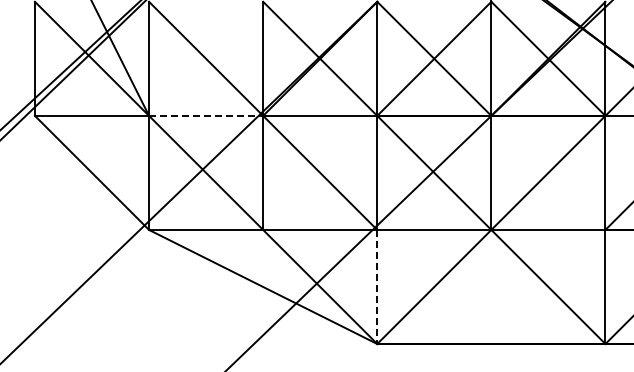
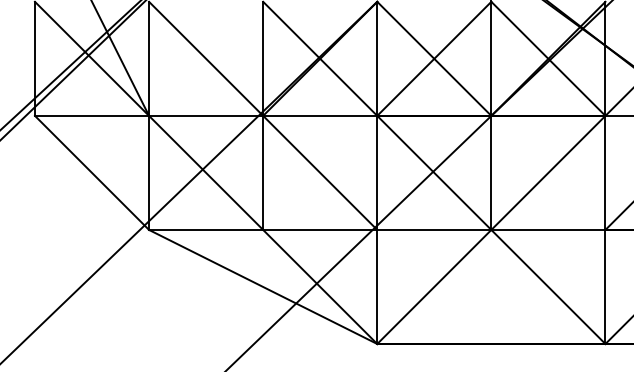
line: dashed -> solid (206, 115)
line: dashed -> solid (377, 287)
